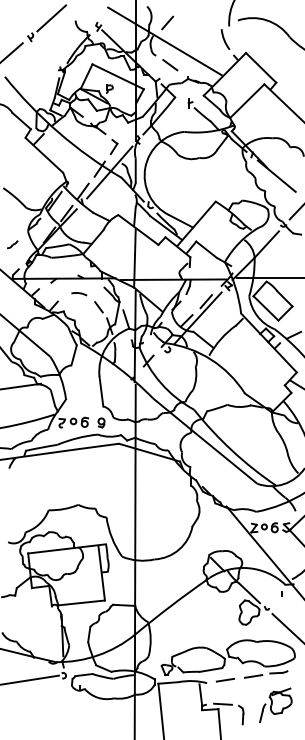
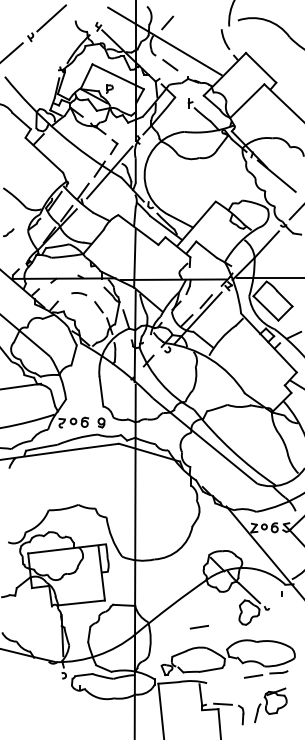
line position: (12, 244) -> (8, 232) (8, 232)
line: present -> none (286, 627)
line: present -> none (30, 679)
line position: (224, 679) -> (198, 626) (198, 626)
part position: (275, 705) -> (270, 705) (270, 705)
